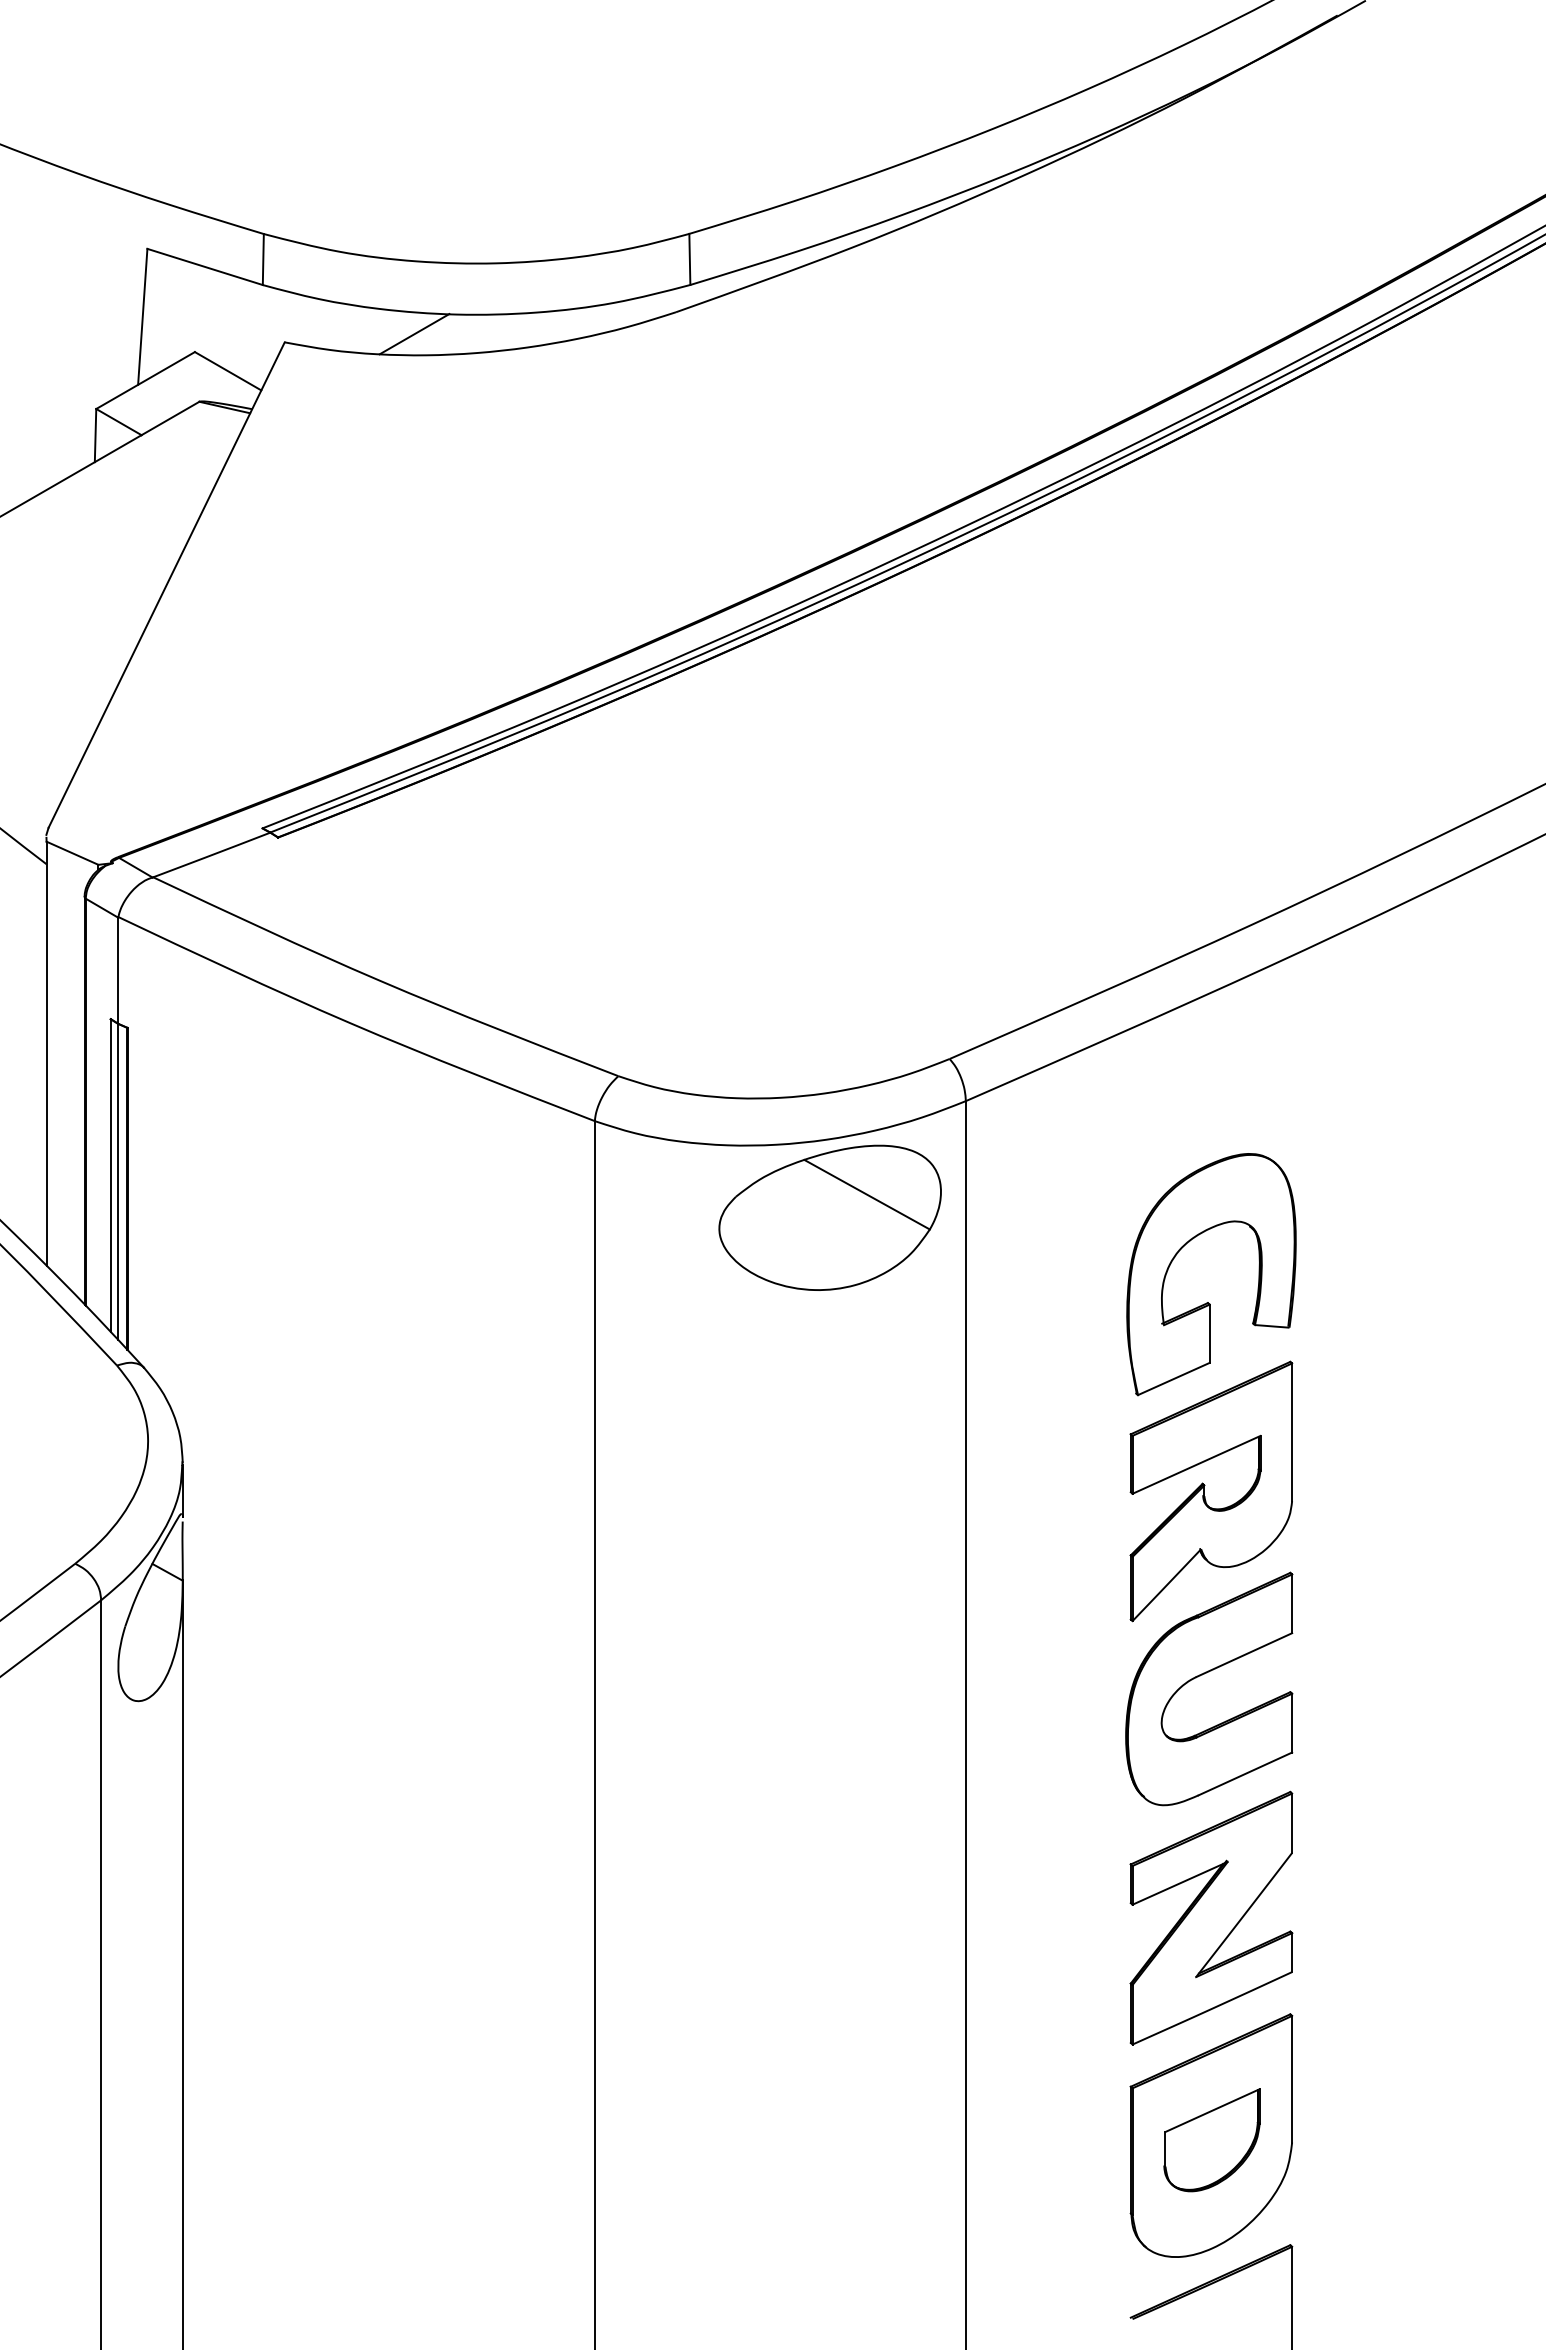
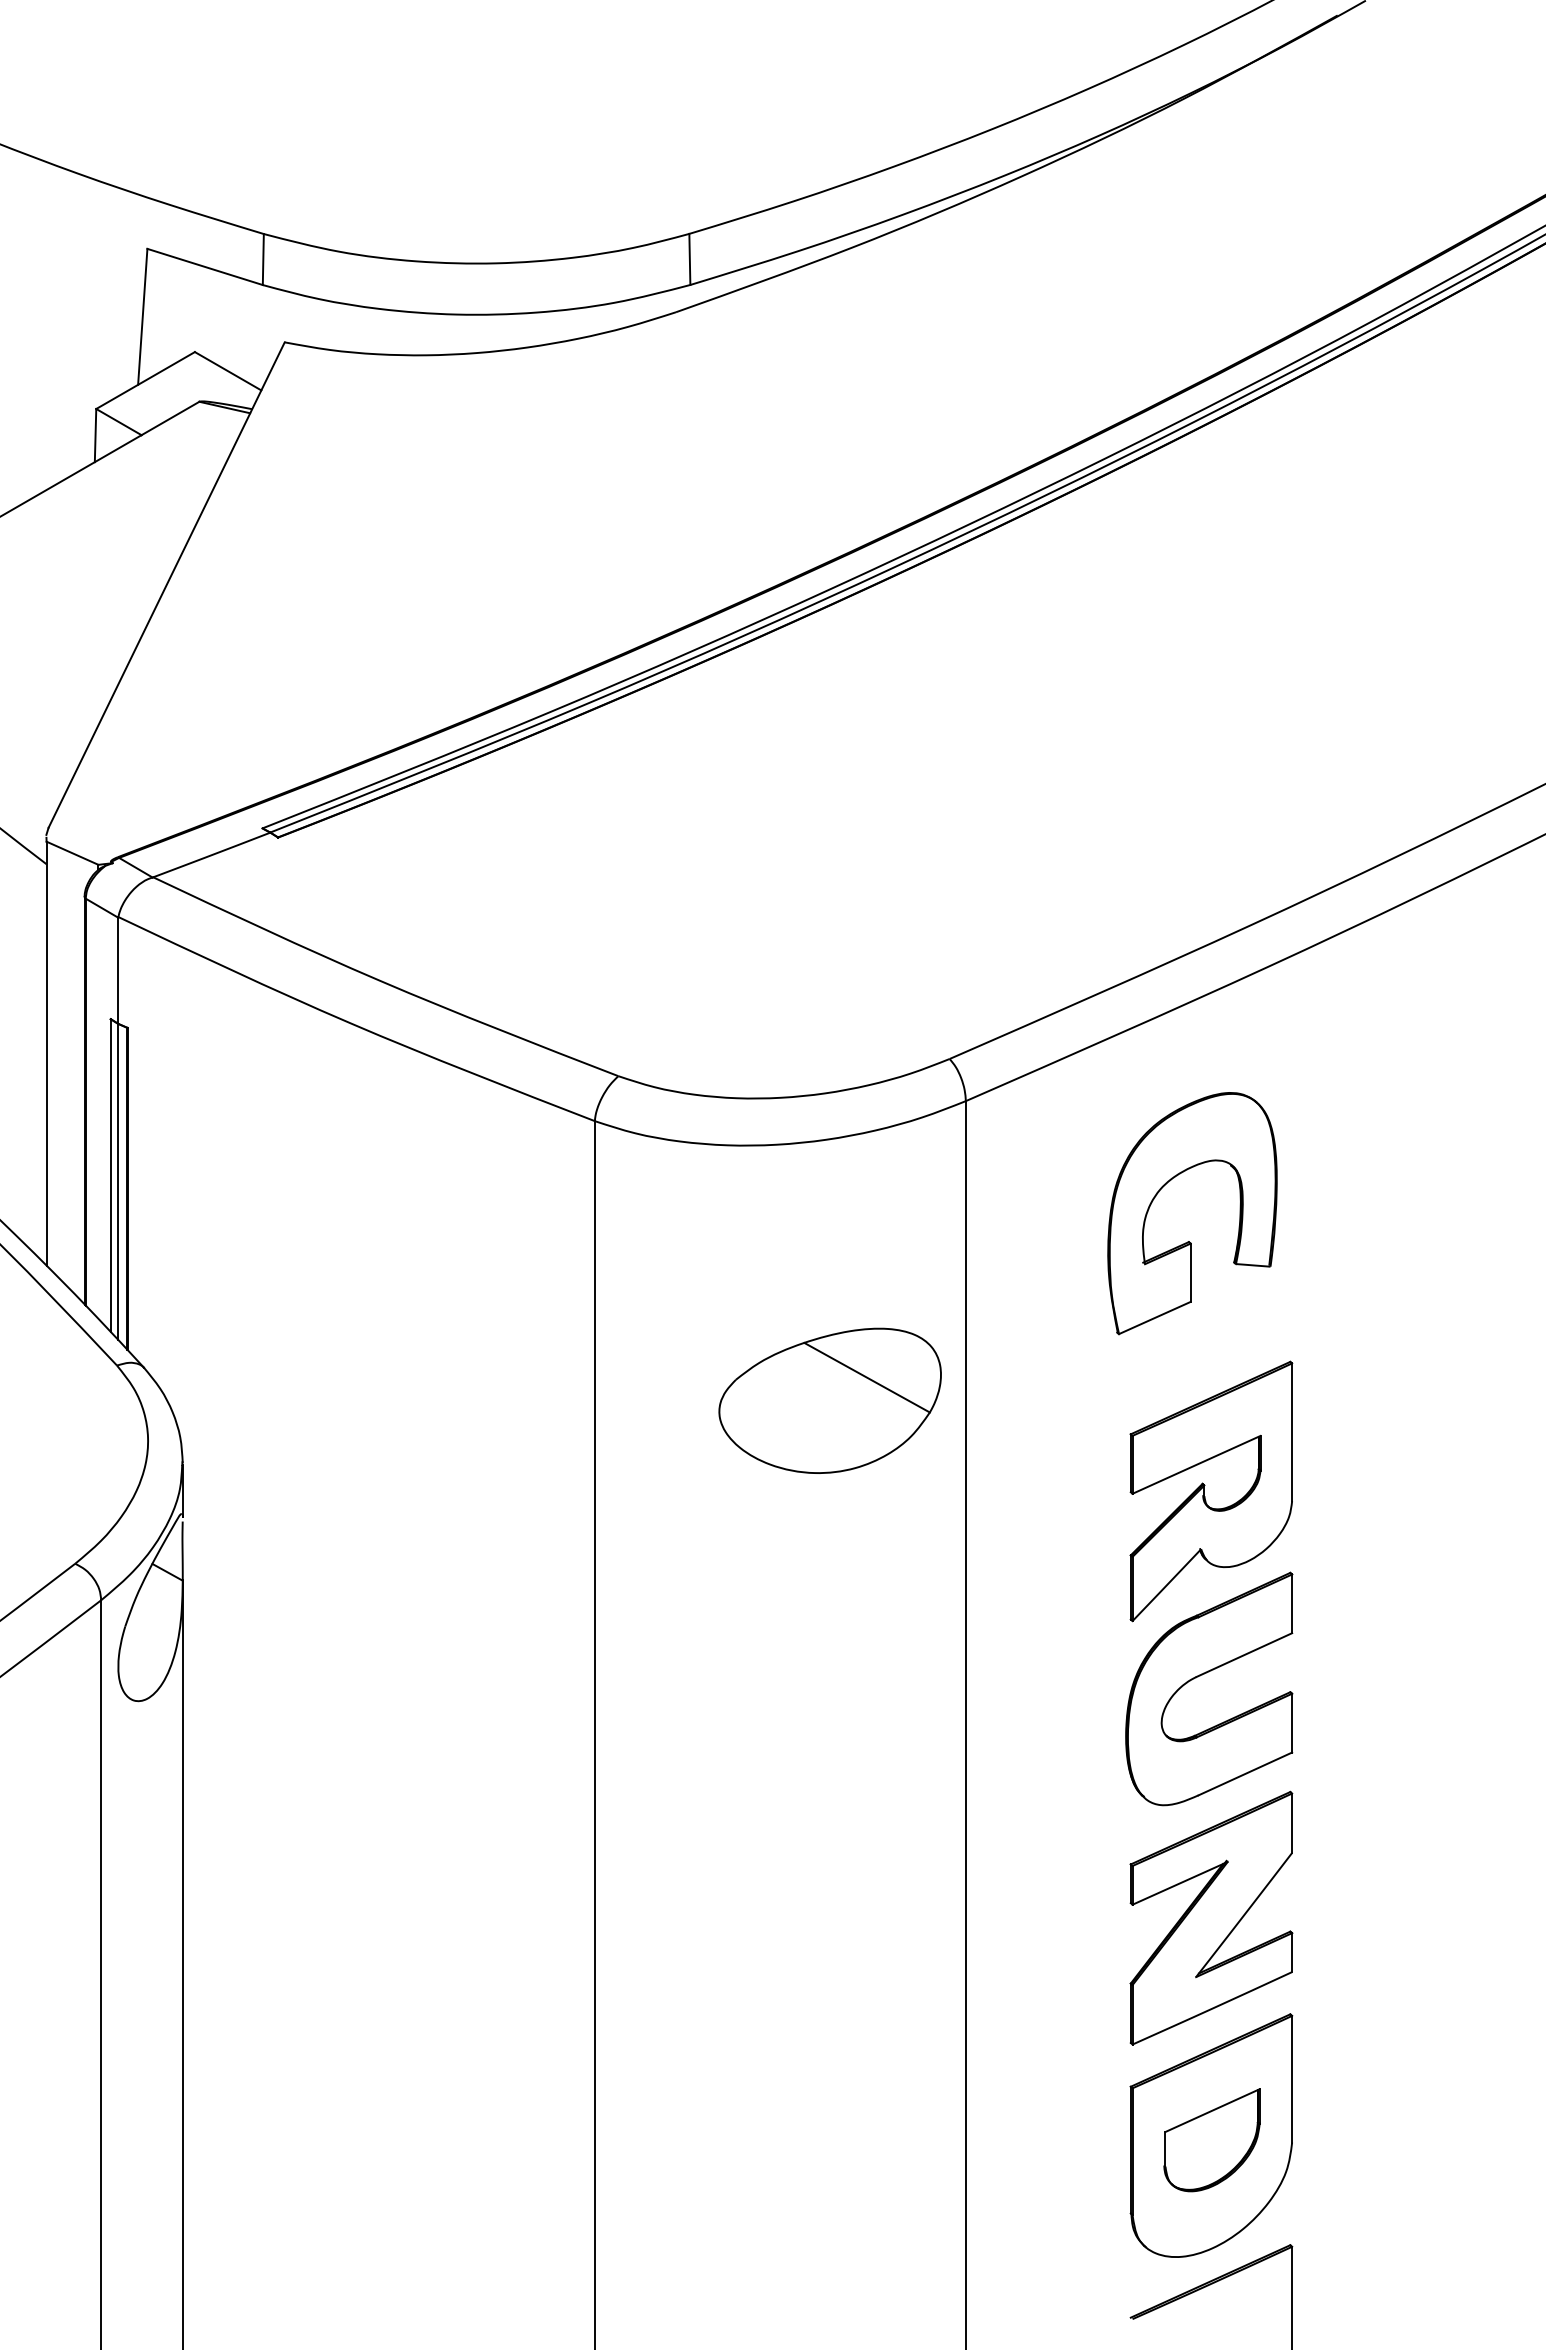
line: present -> none (414, 334)
part position: (829, 1217) -> (829, 1400) (829, 1400)
part position: (1208, 1302) -> (1189, 1241) (1189, 1241)
